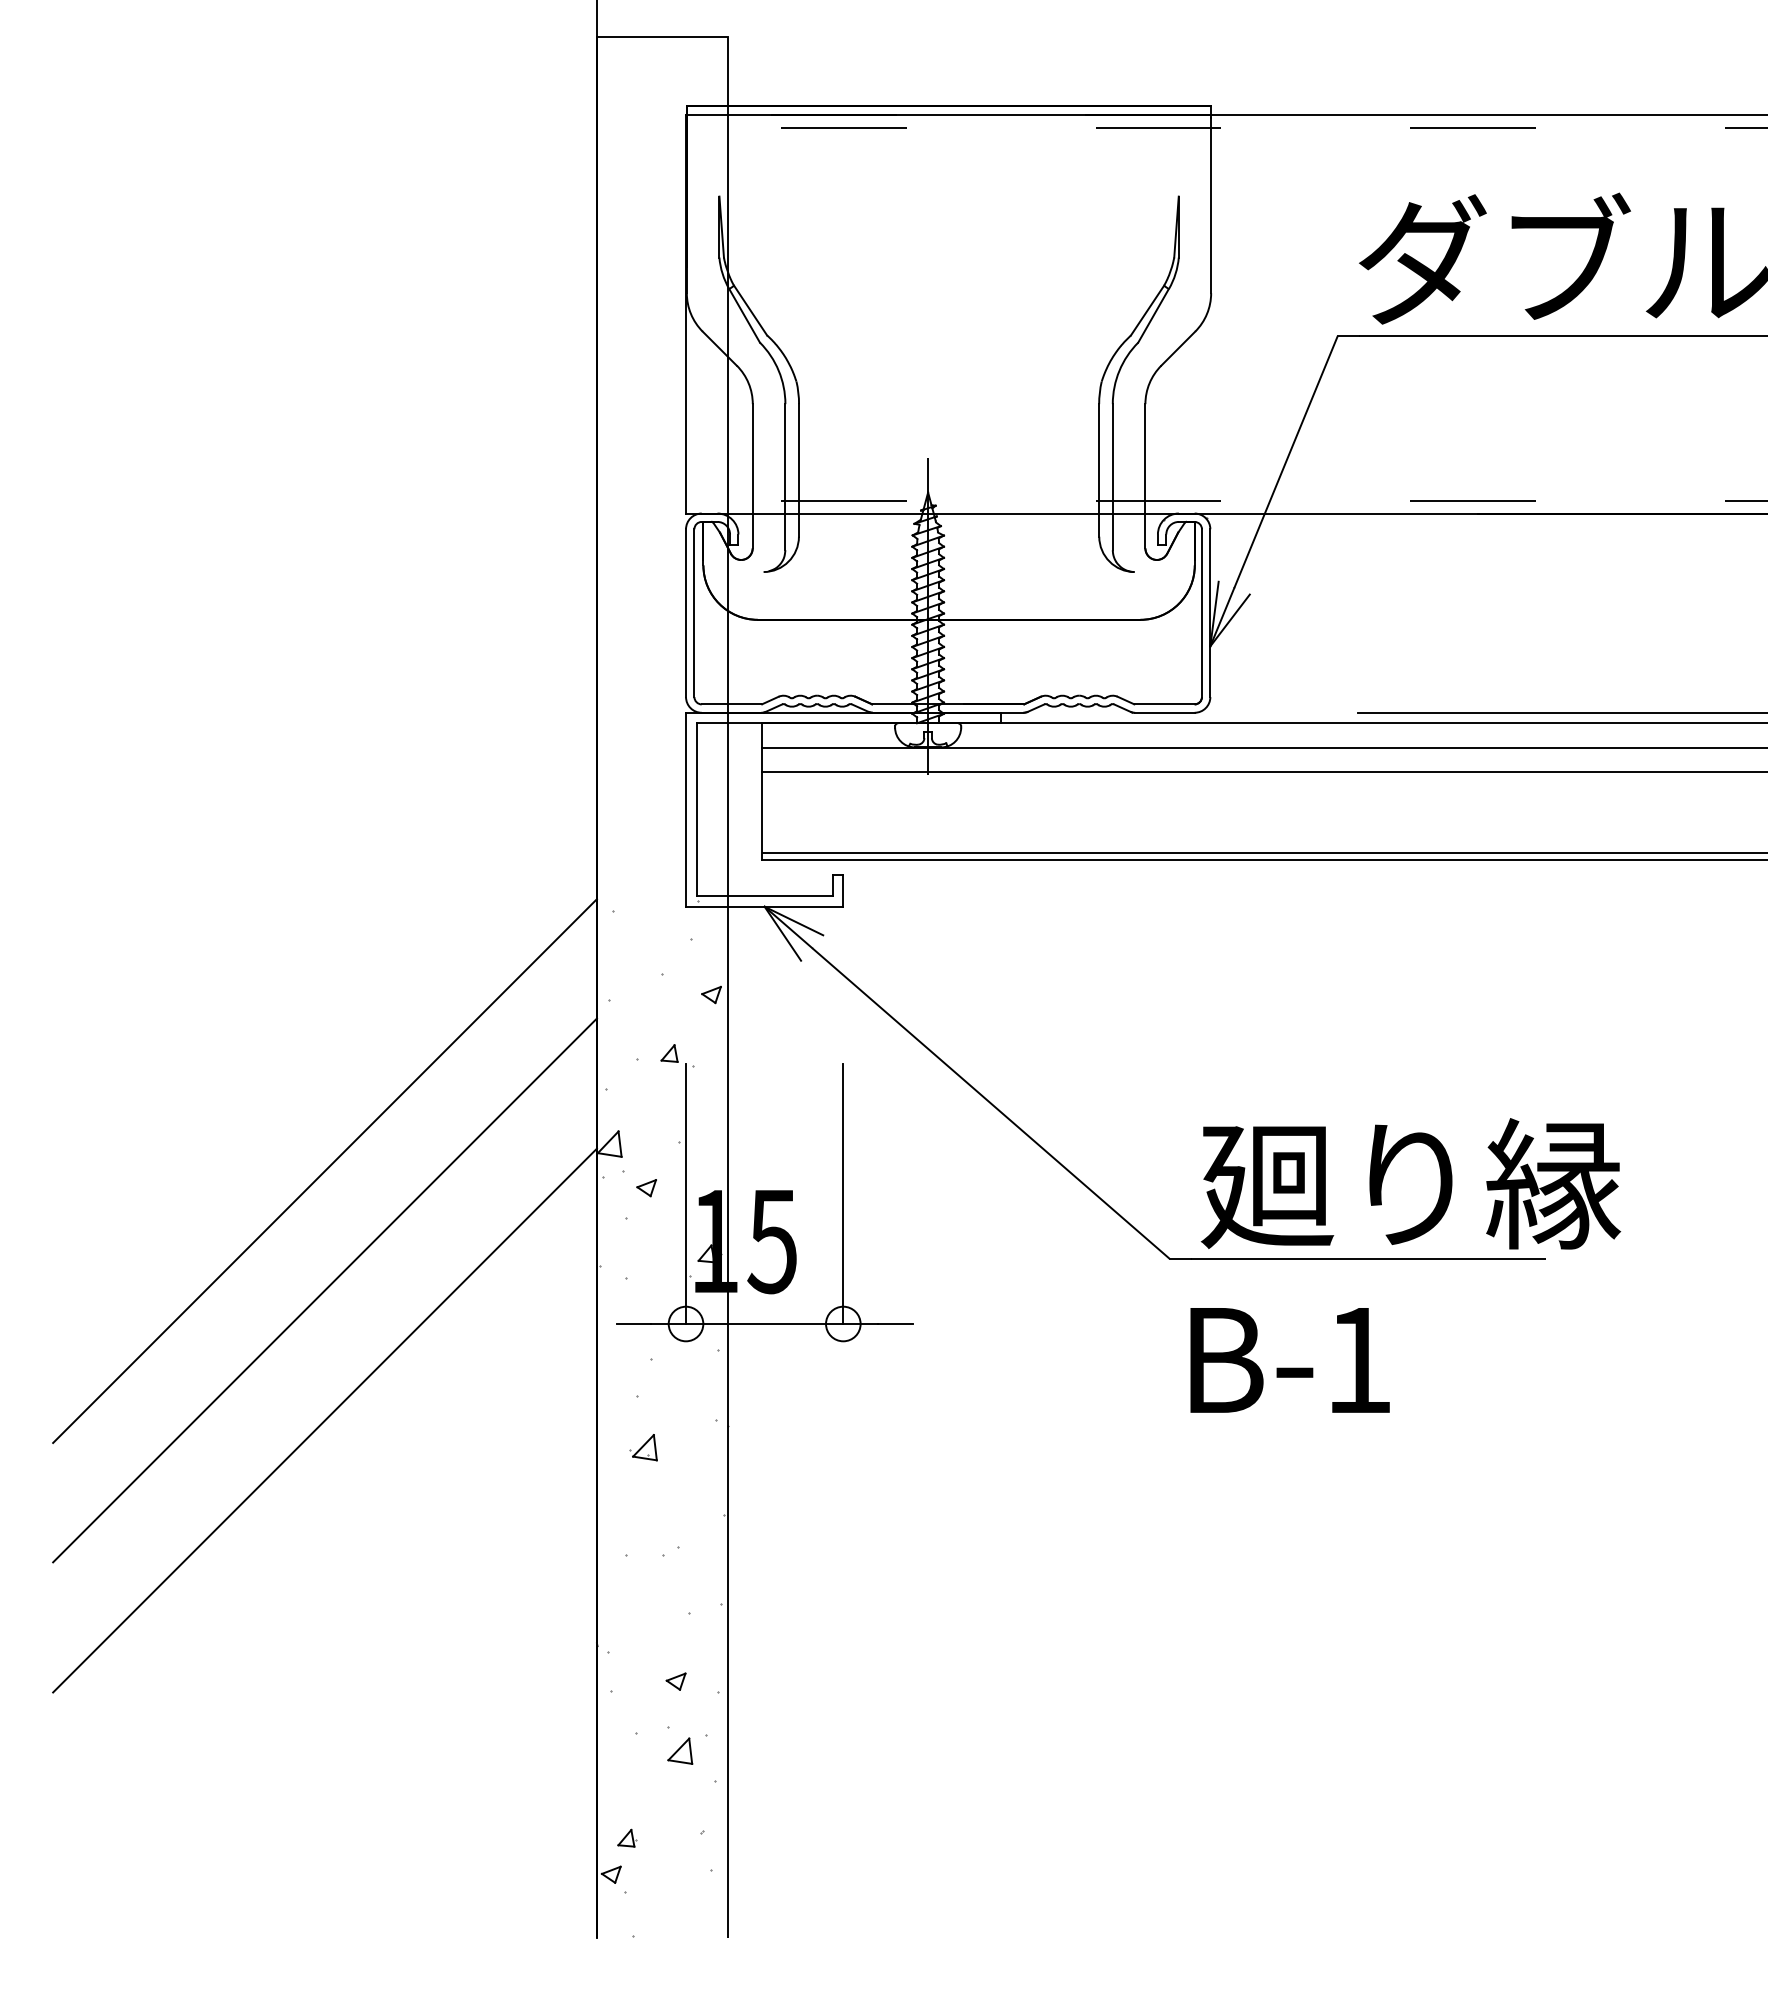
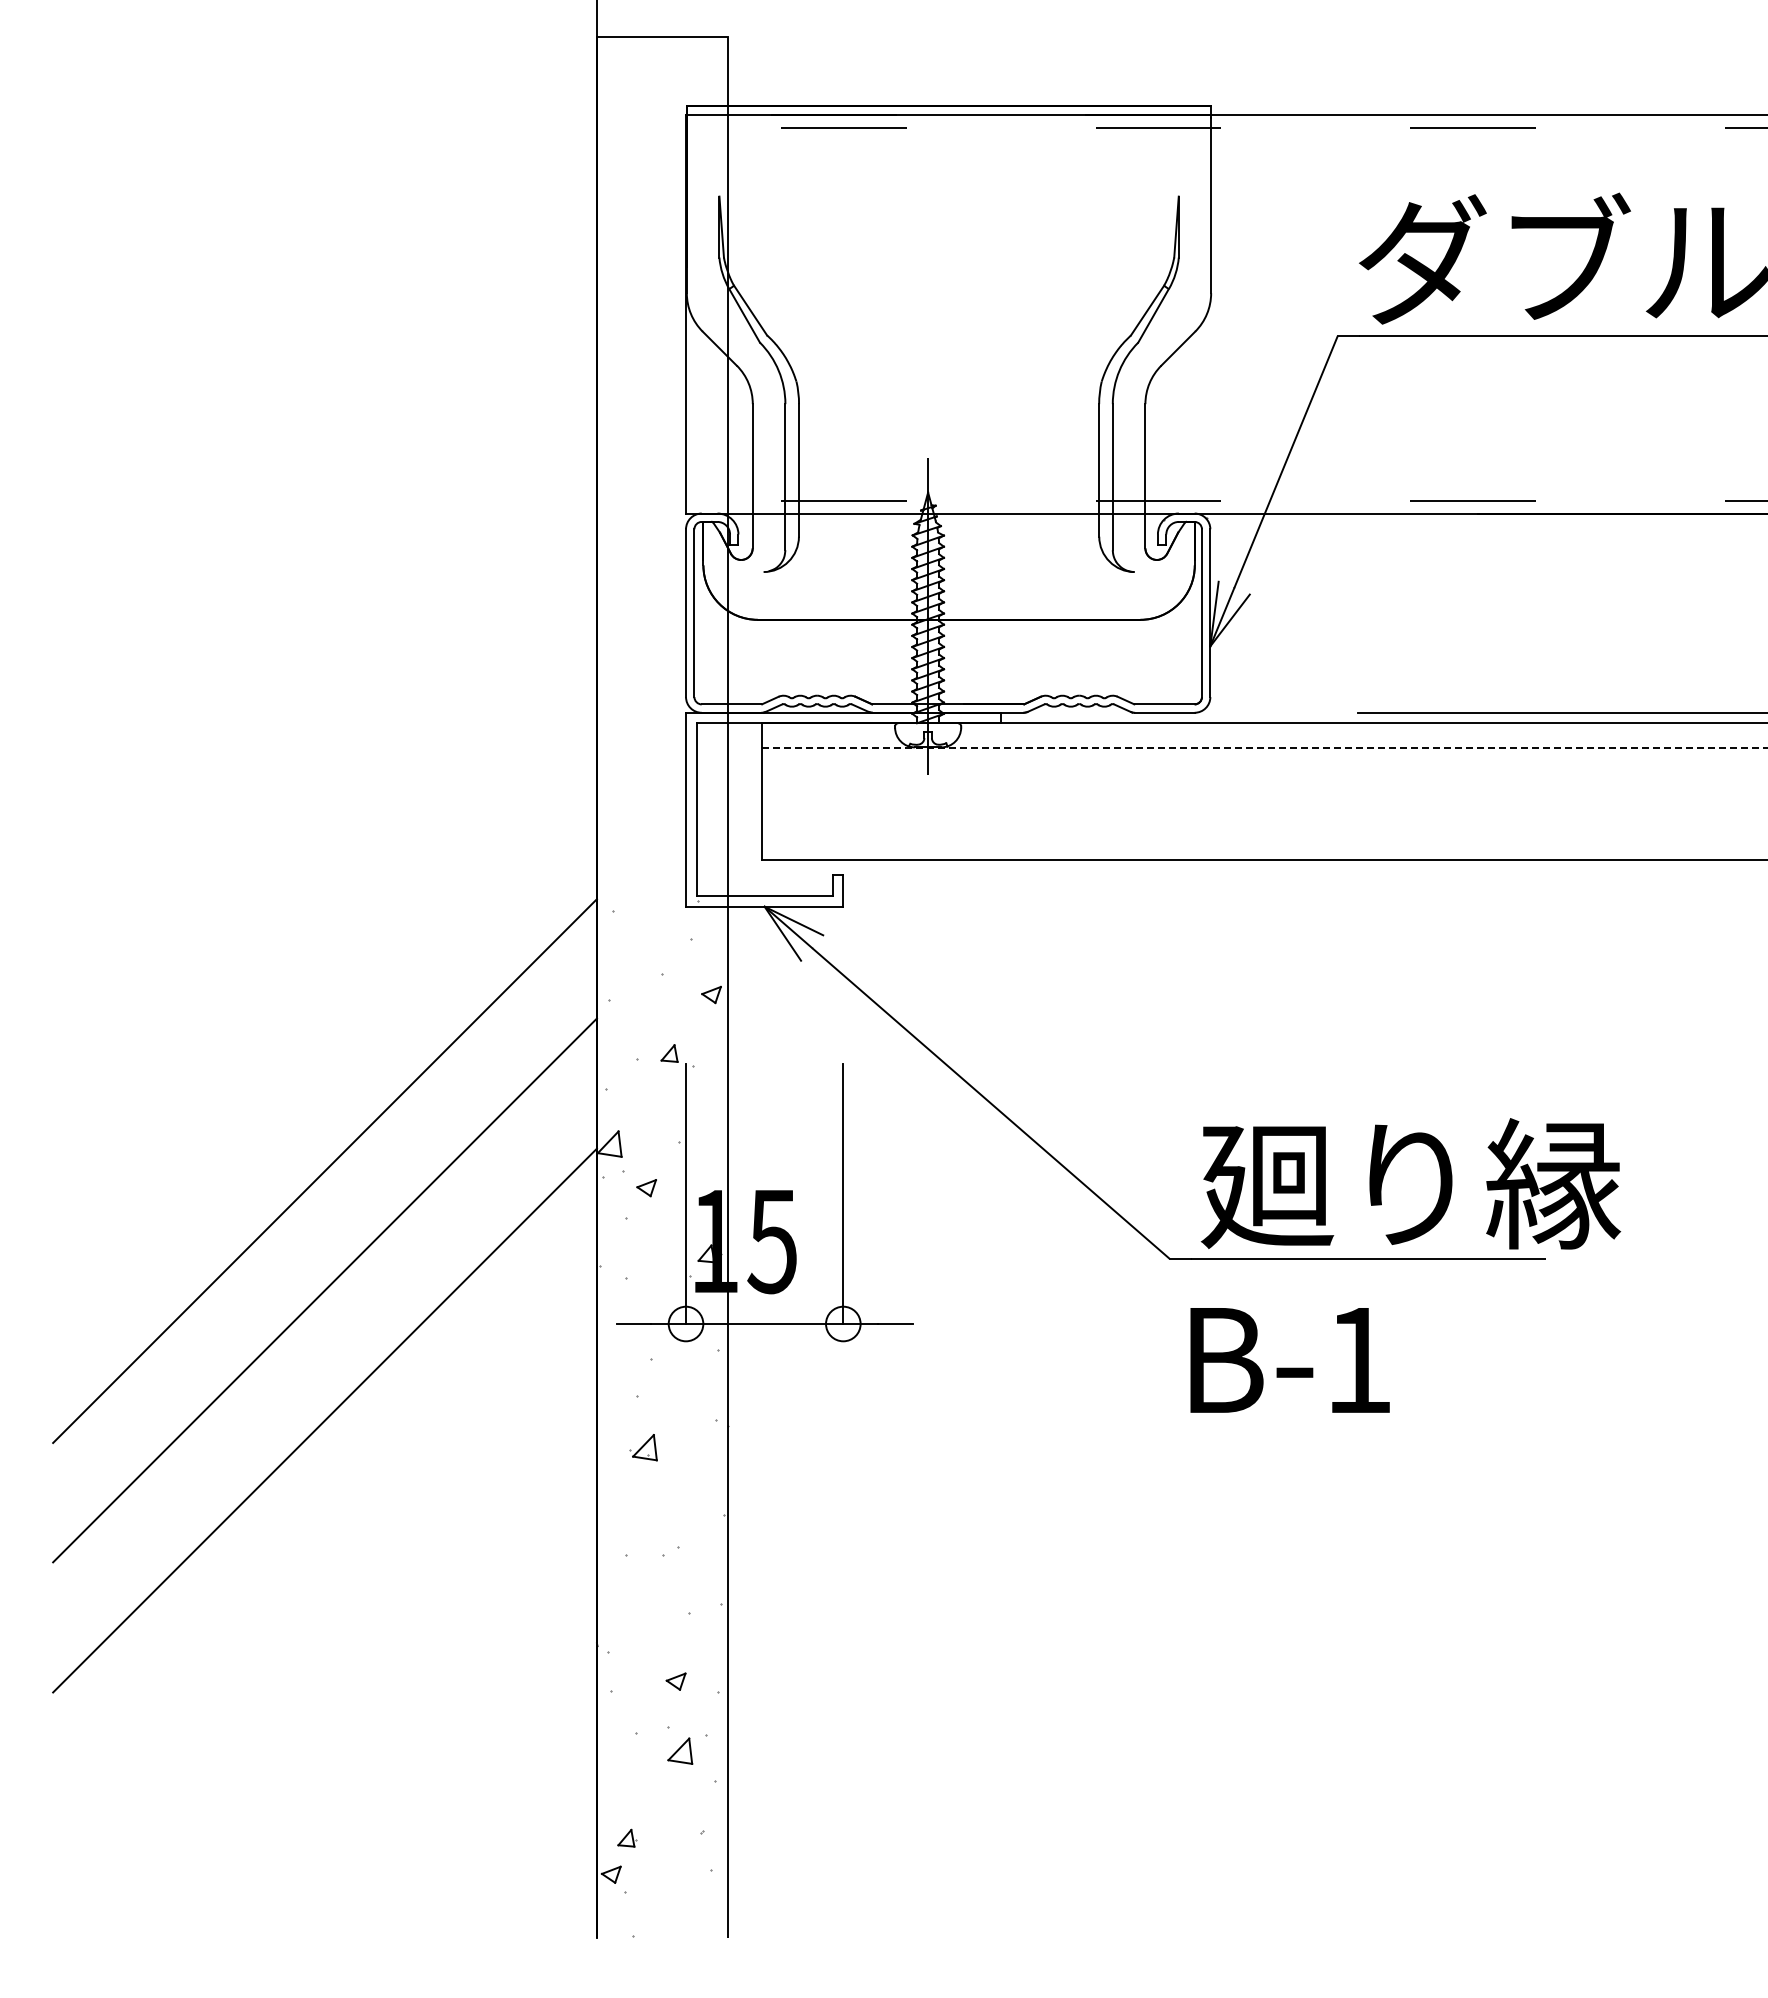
line: solid -> dashed (1265, 748)
line: present -> none (1263, 771)
line: present -> none (1263, 853)
